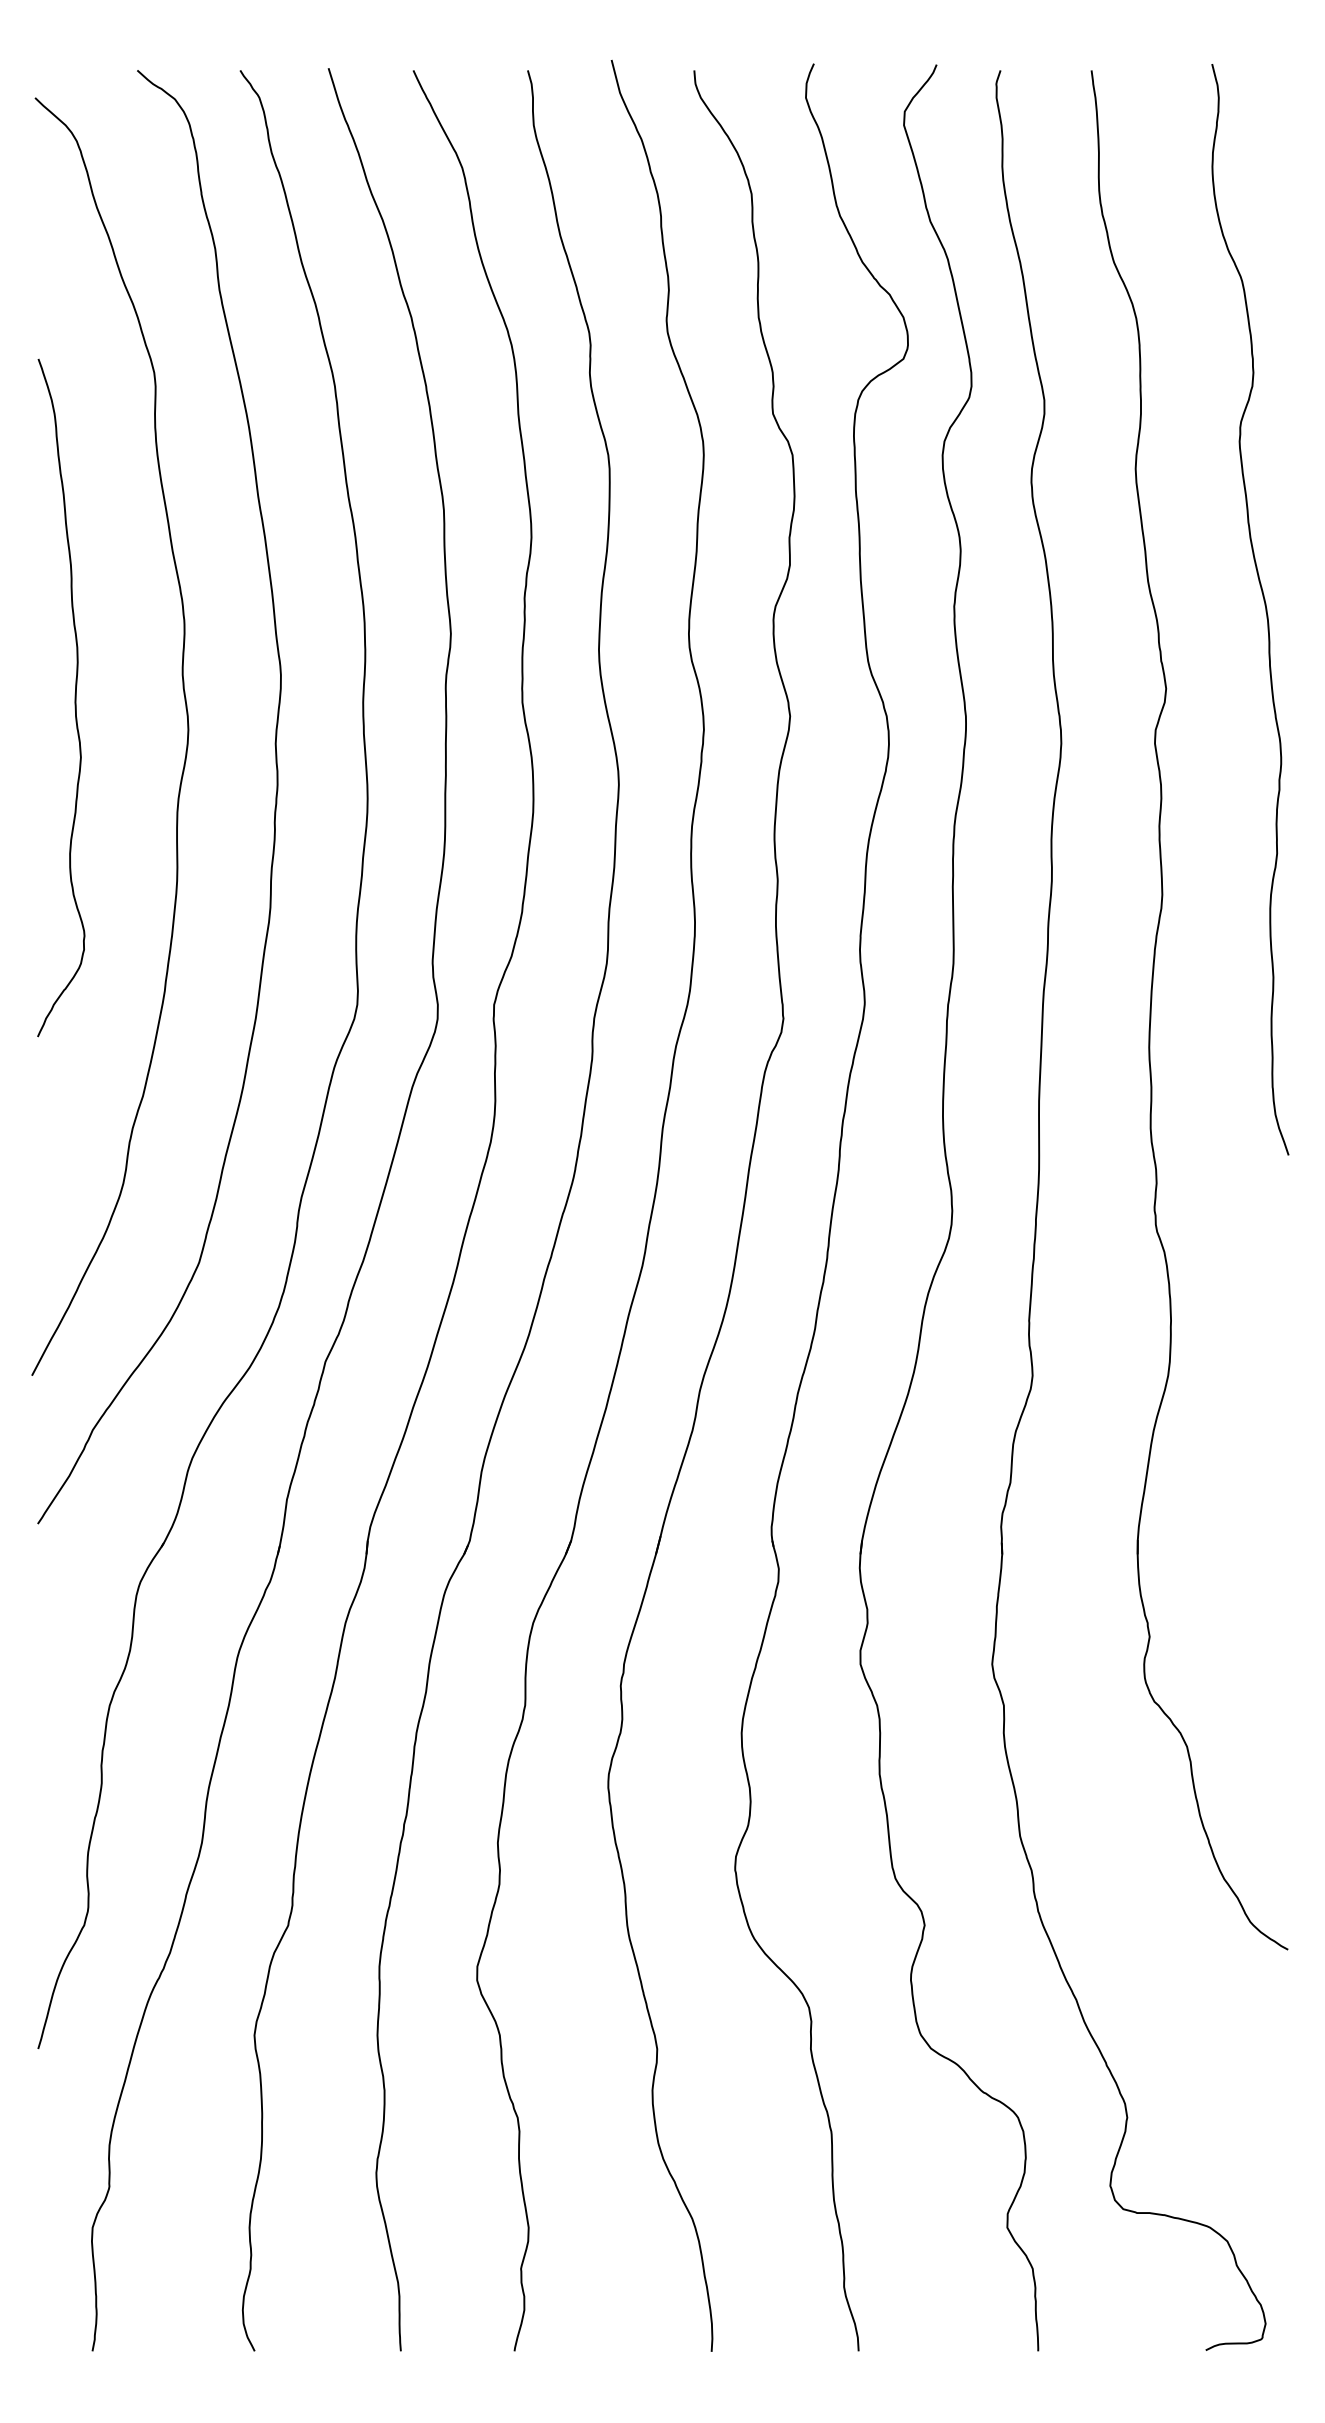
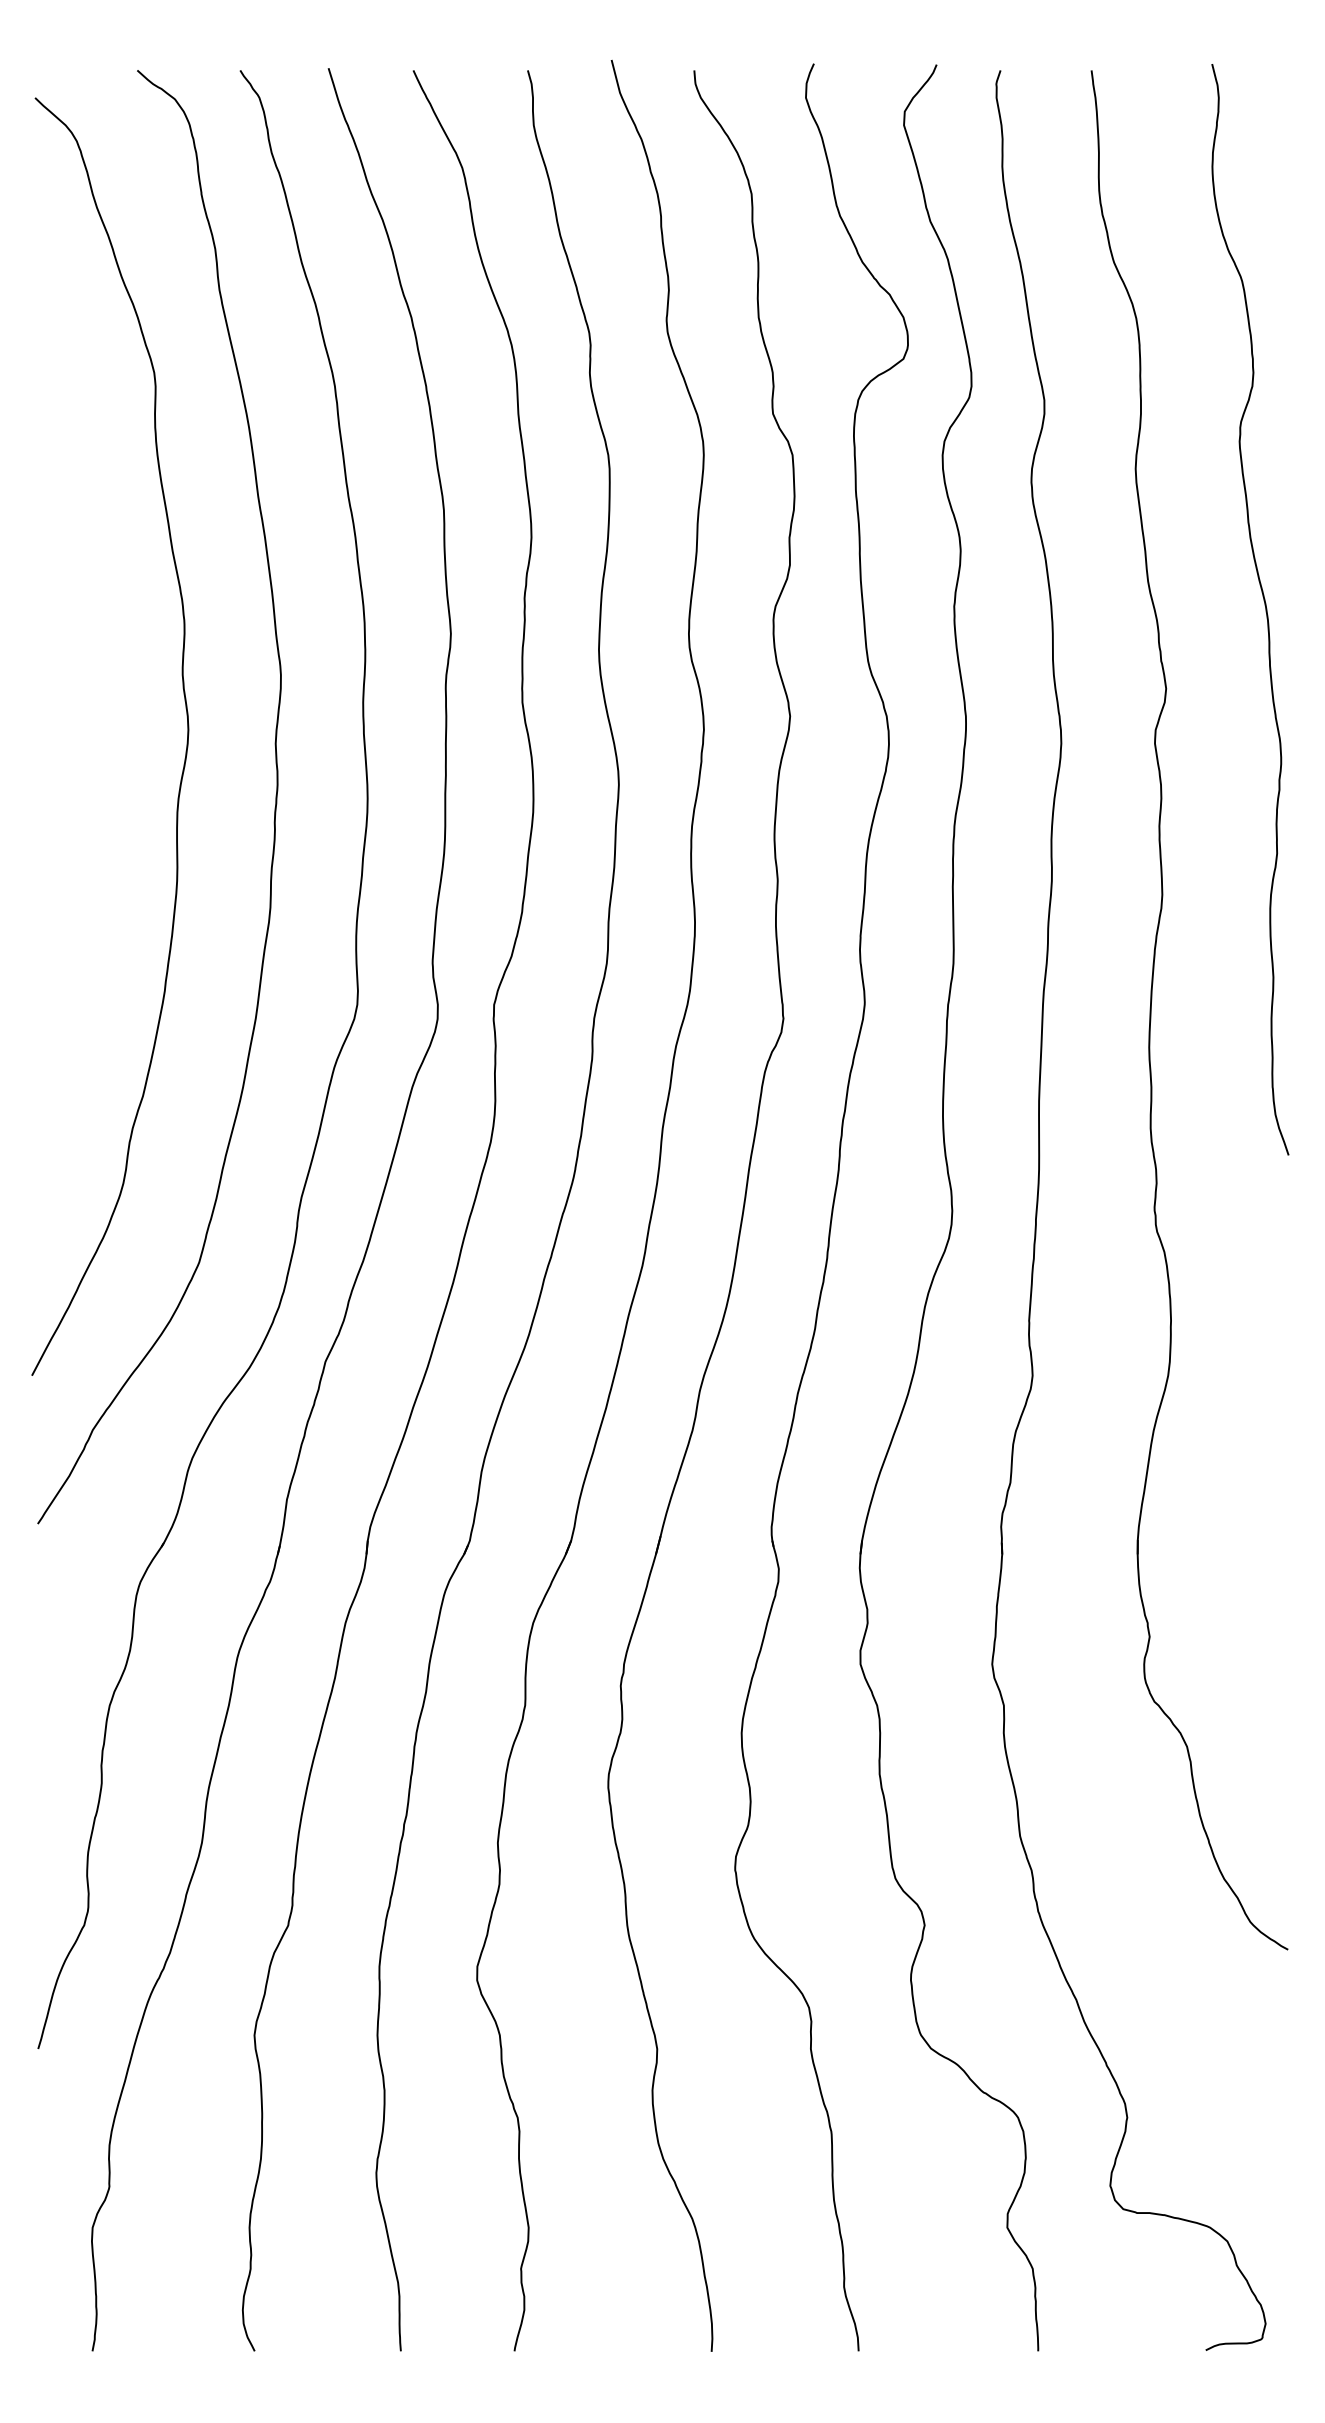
curve: present -> none (74, 697)
